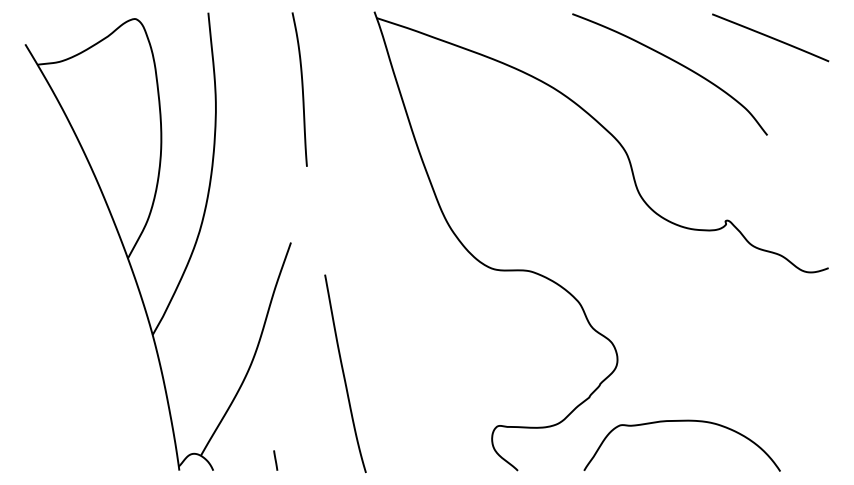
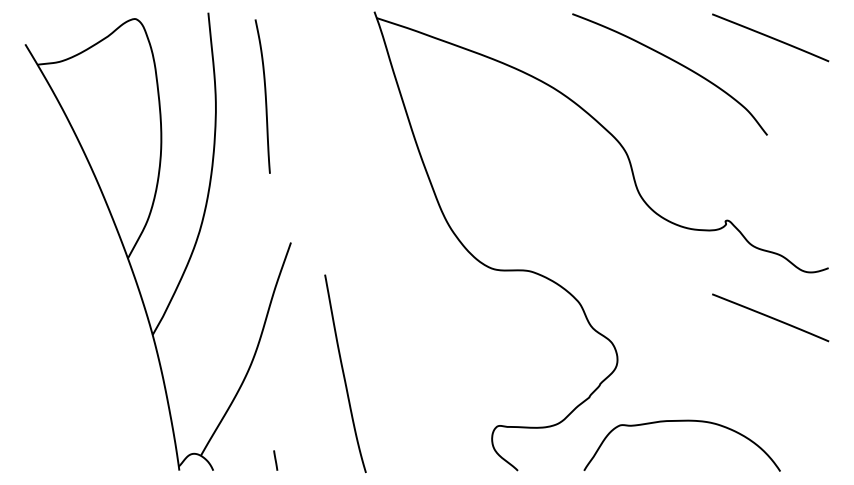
curve position: (301, 89) -> (264, 96) (264, 96)
line: none -> present (770, 317)
